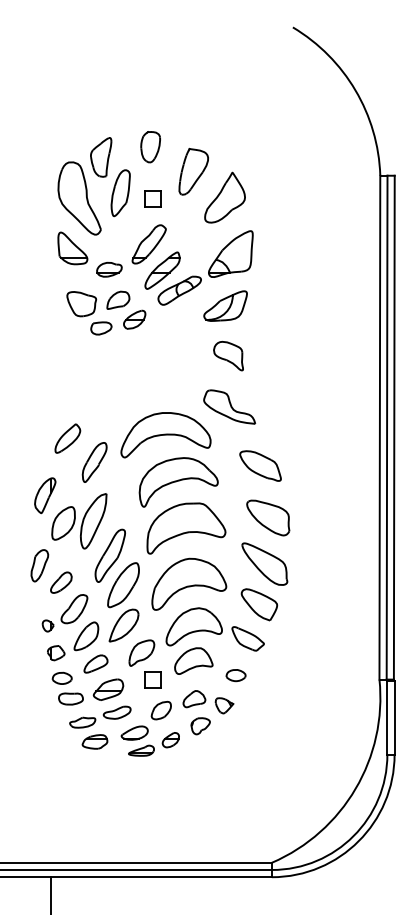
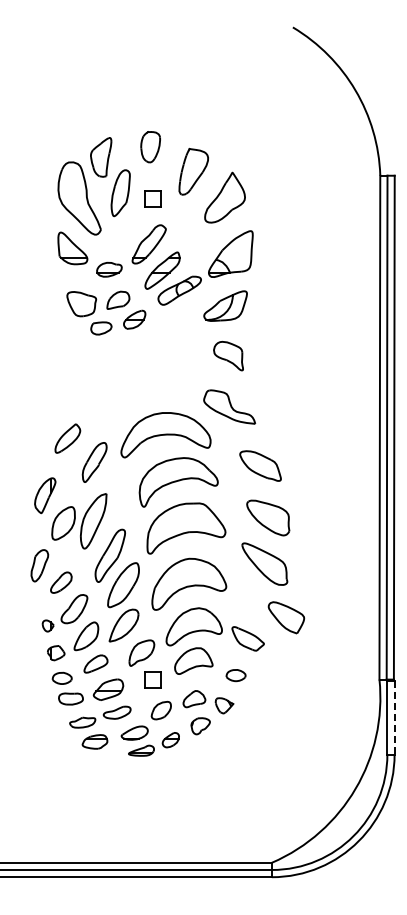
part position: (259, 604) -> (286, 617) (286, 617)
line: solid -> dashed (394, 718)
line: present -> none (50, 894)
